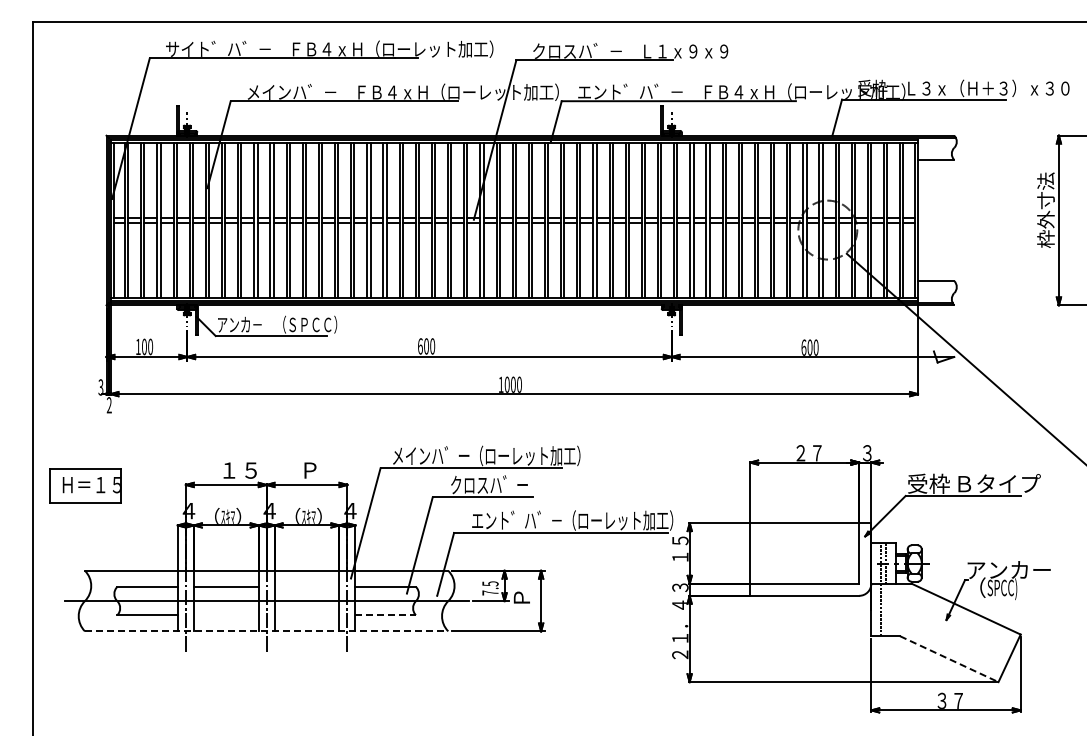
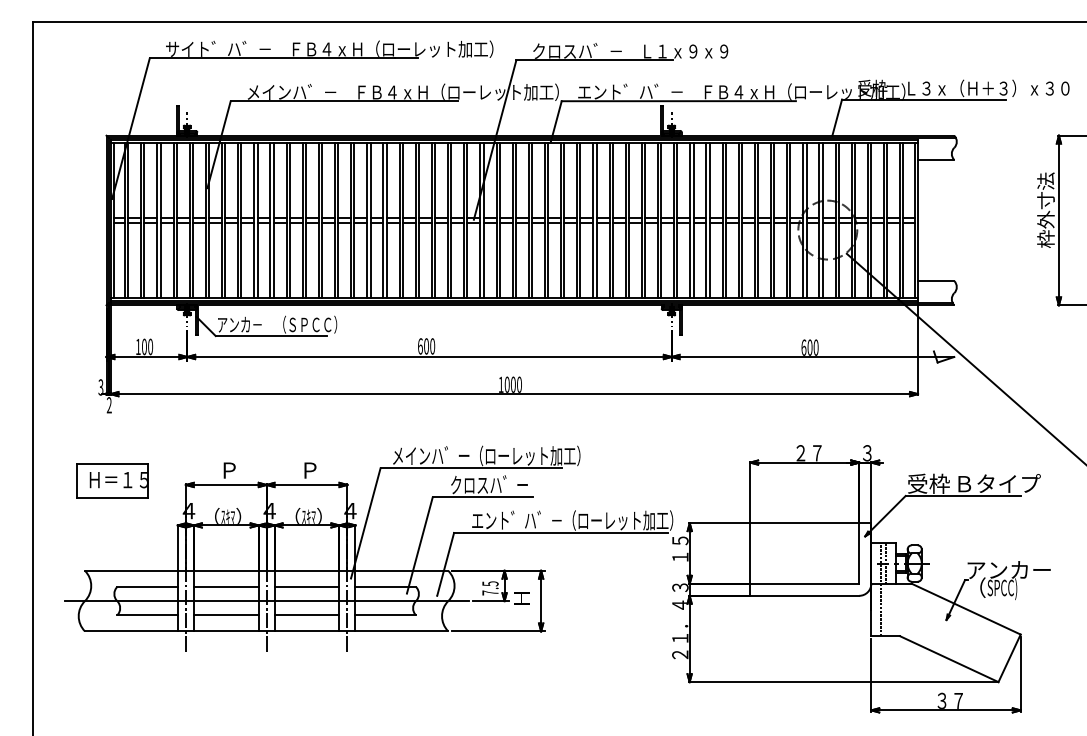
text: １５ -> Ｐ (239, 470)
part position: (85, 485) -> (112, 480) (112, 480)
line: none -> present (306, 586)
text: Ｐ -> Ｈ (521, 597)
line: none -> present (225, 615)
line: none -> present (306, 615)
line: dashed -> solid (386, 615)
line: dashed -> solid (266, 631)
line: dashed -> solid (949, 659)
